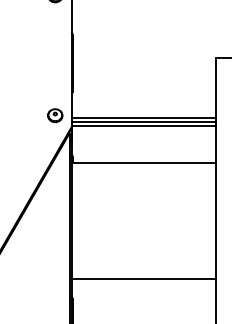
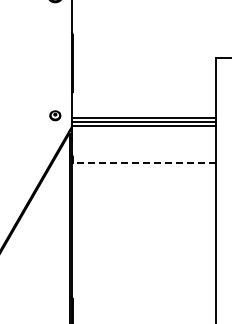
part size: 17x16 px -> 13x12 px (55, 115)
line: solid -> dashed (143, 162)
line: present -> none (143, 278)
